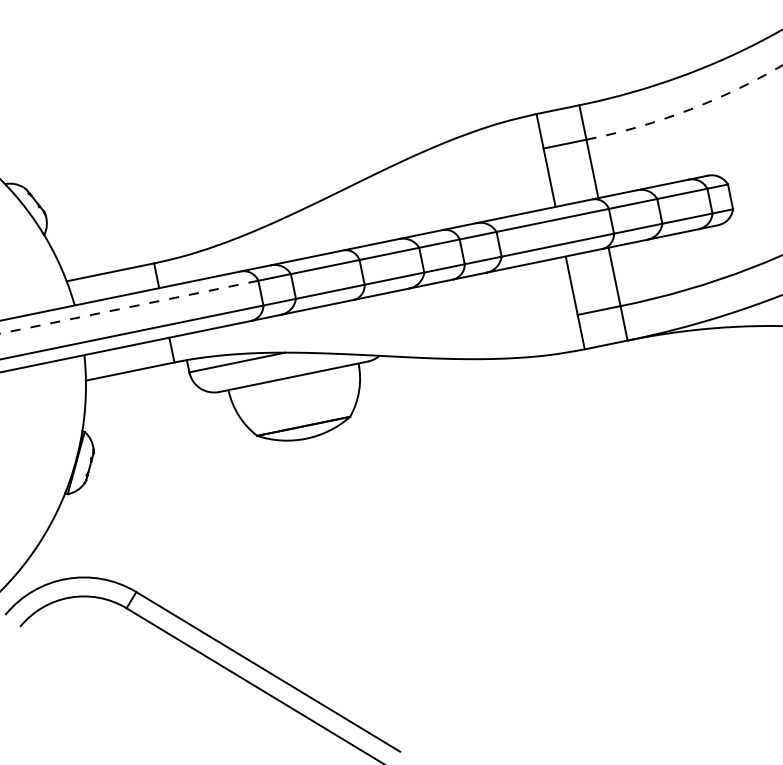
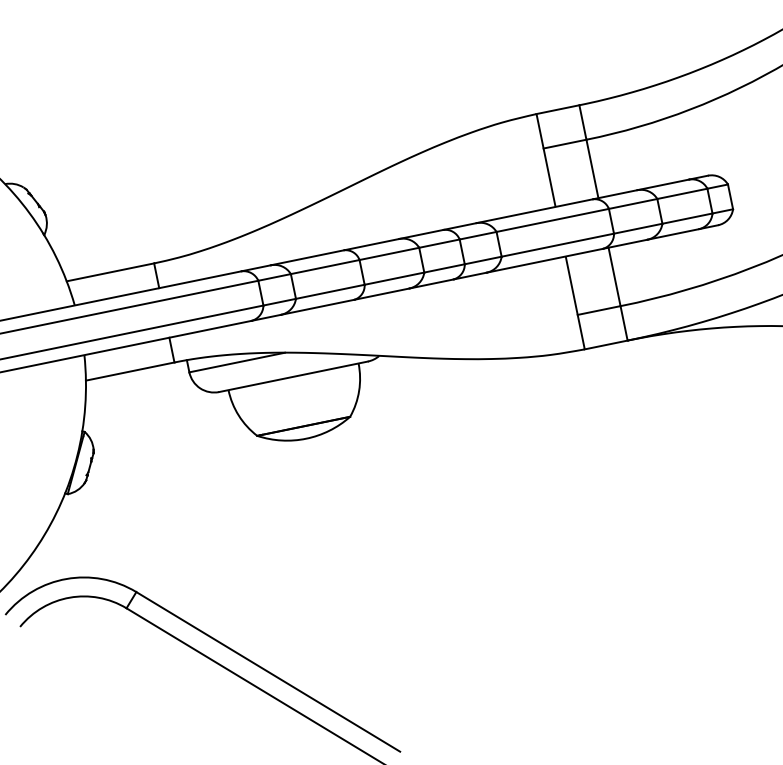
arc: dashed -> solid (688, 110)
line: dashed -> solid (129, 307)
